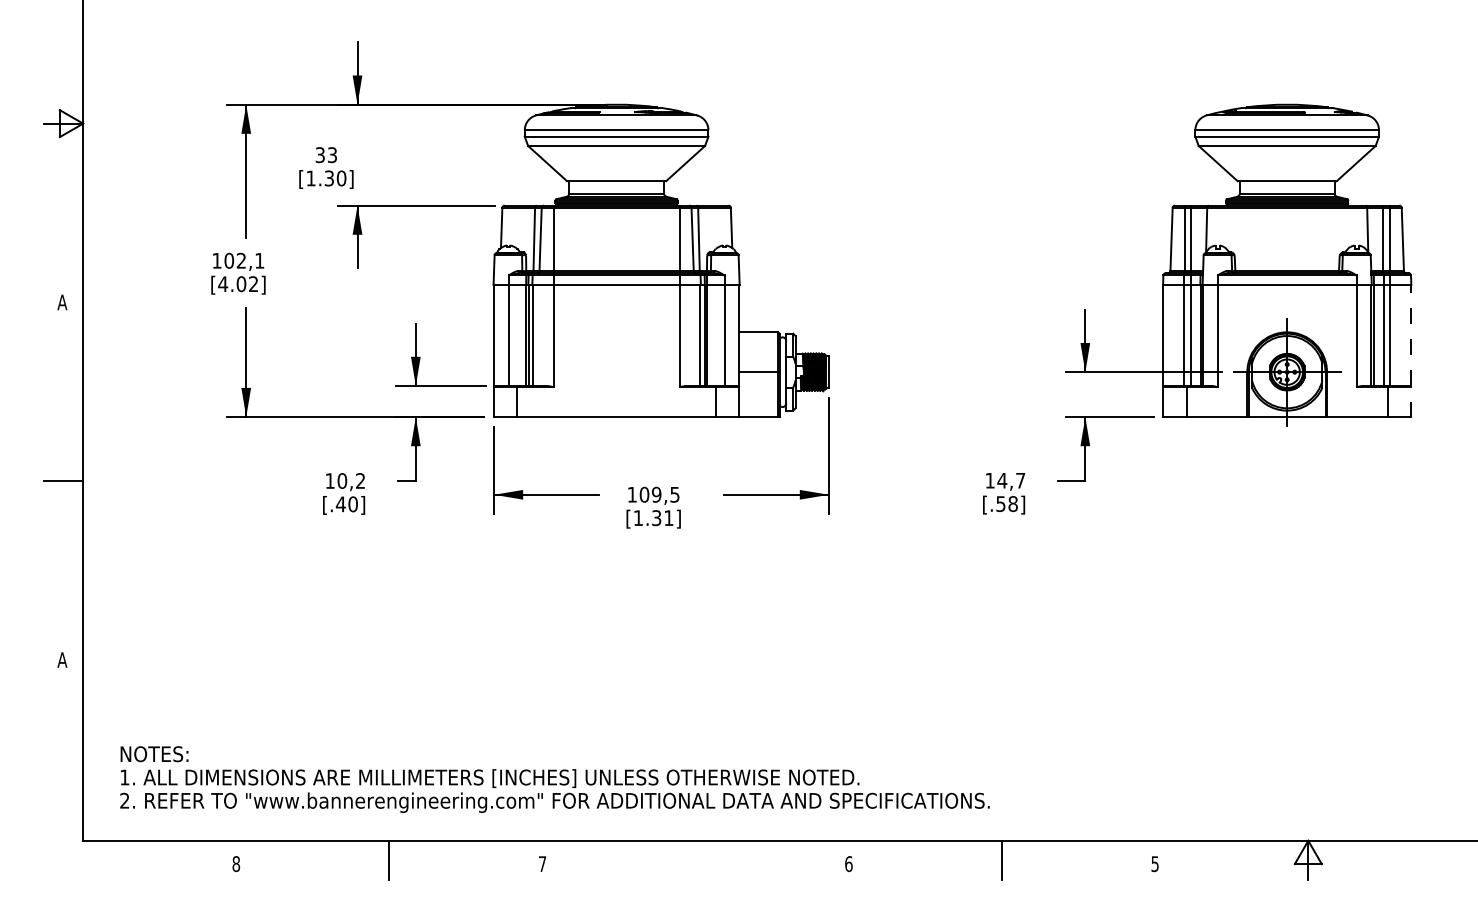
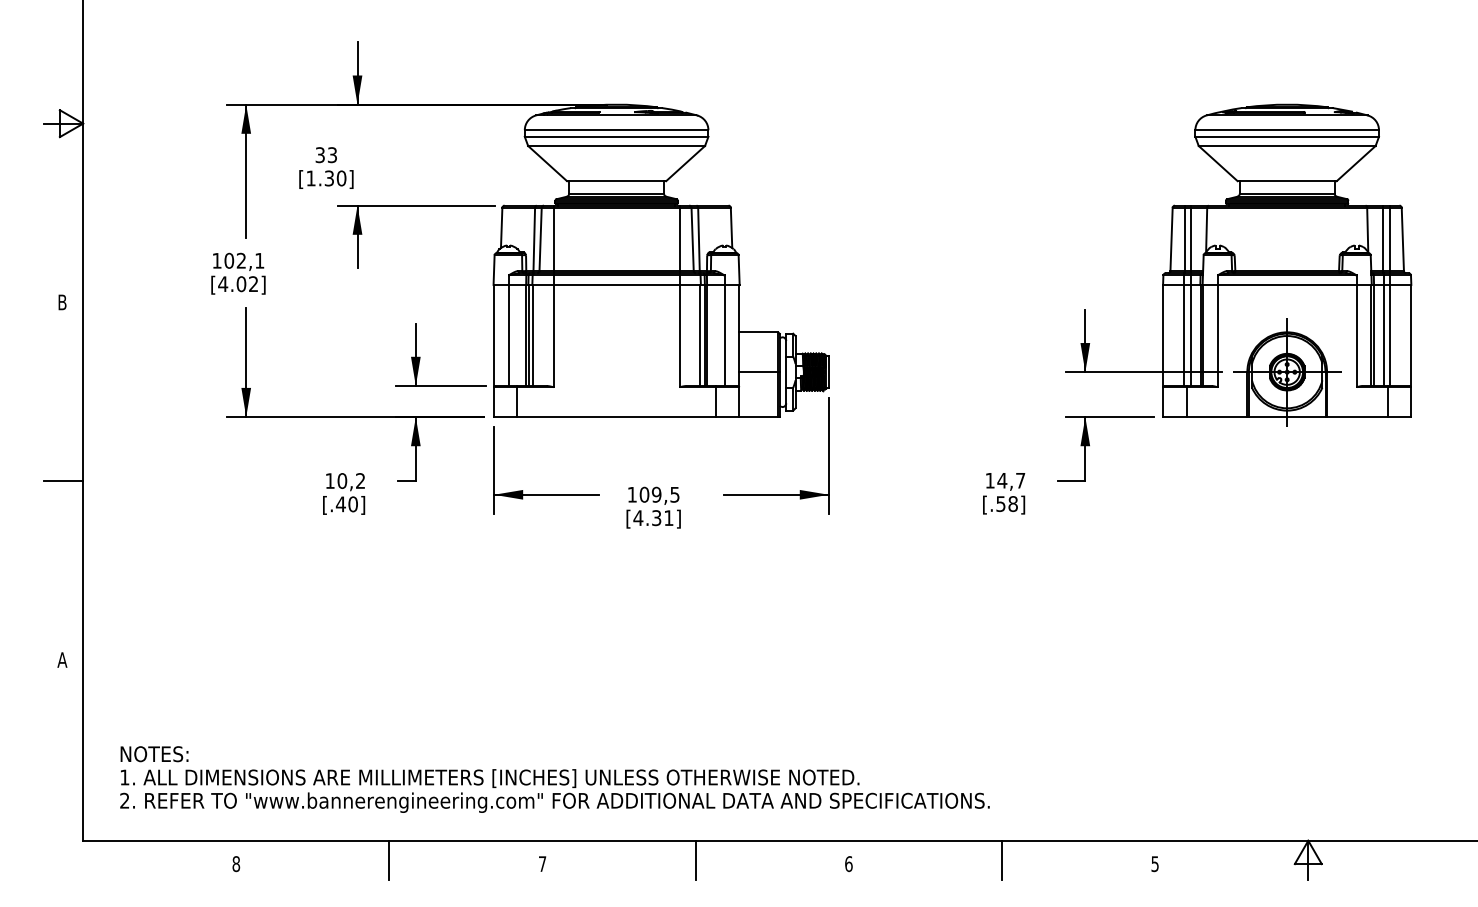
text: A -> B (62, 302)
line: dashed -> solid (1410, 350)
text: [1.31] -> [4.31] (638, 517)
line: none -> present (695, 859)
